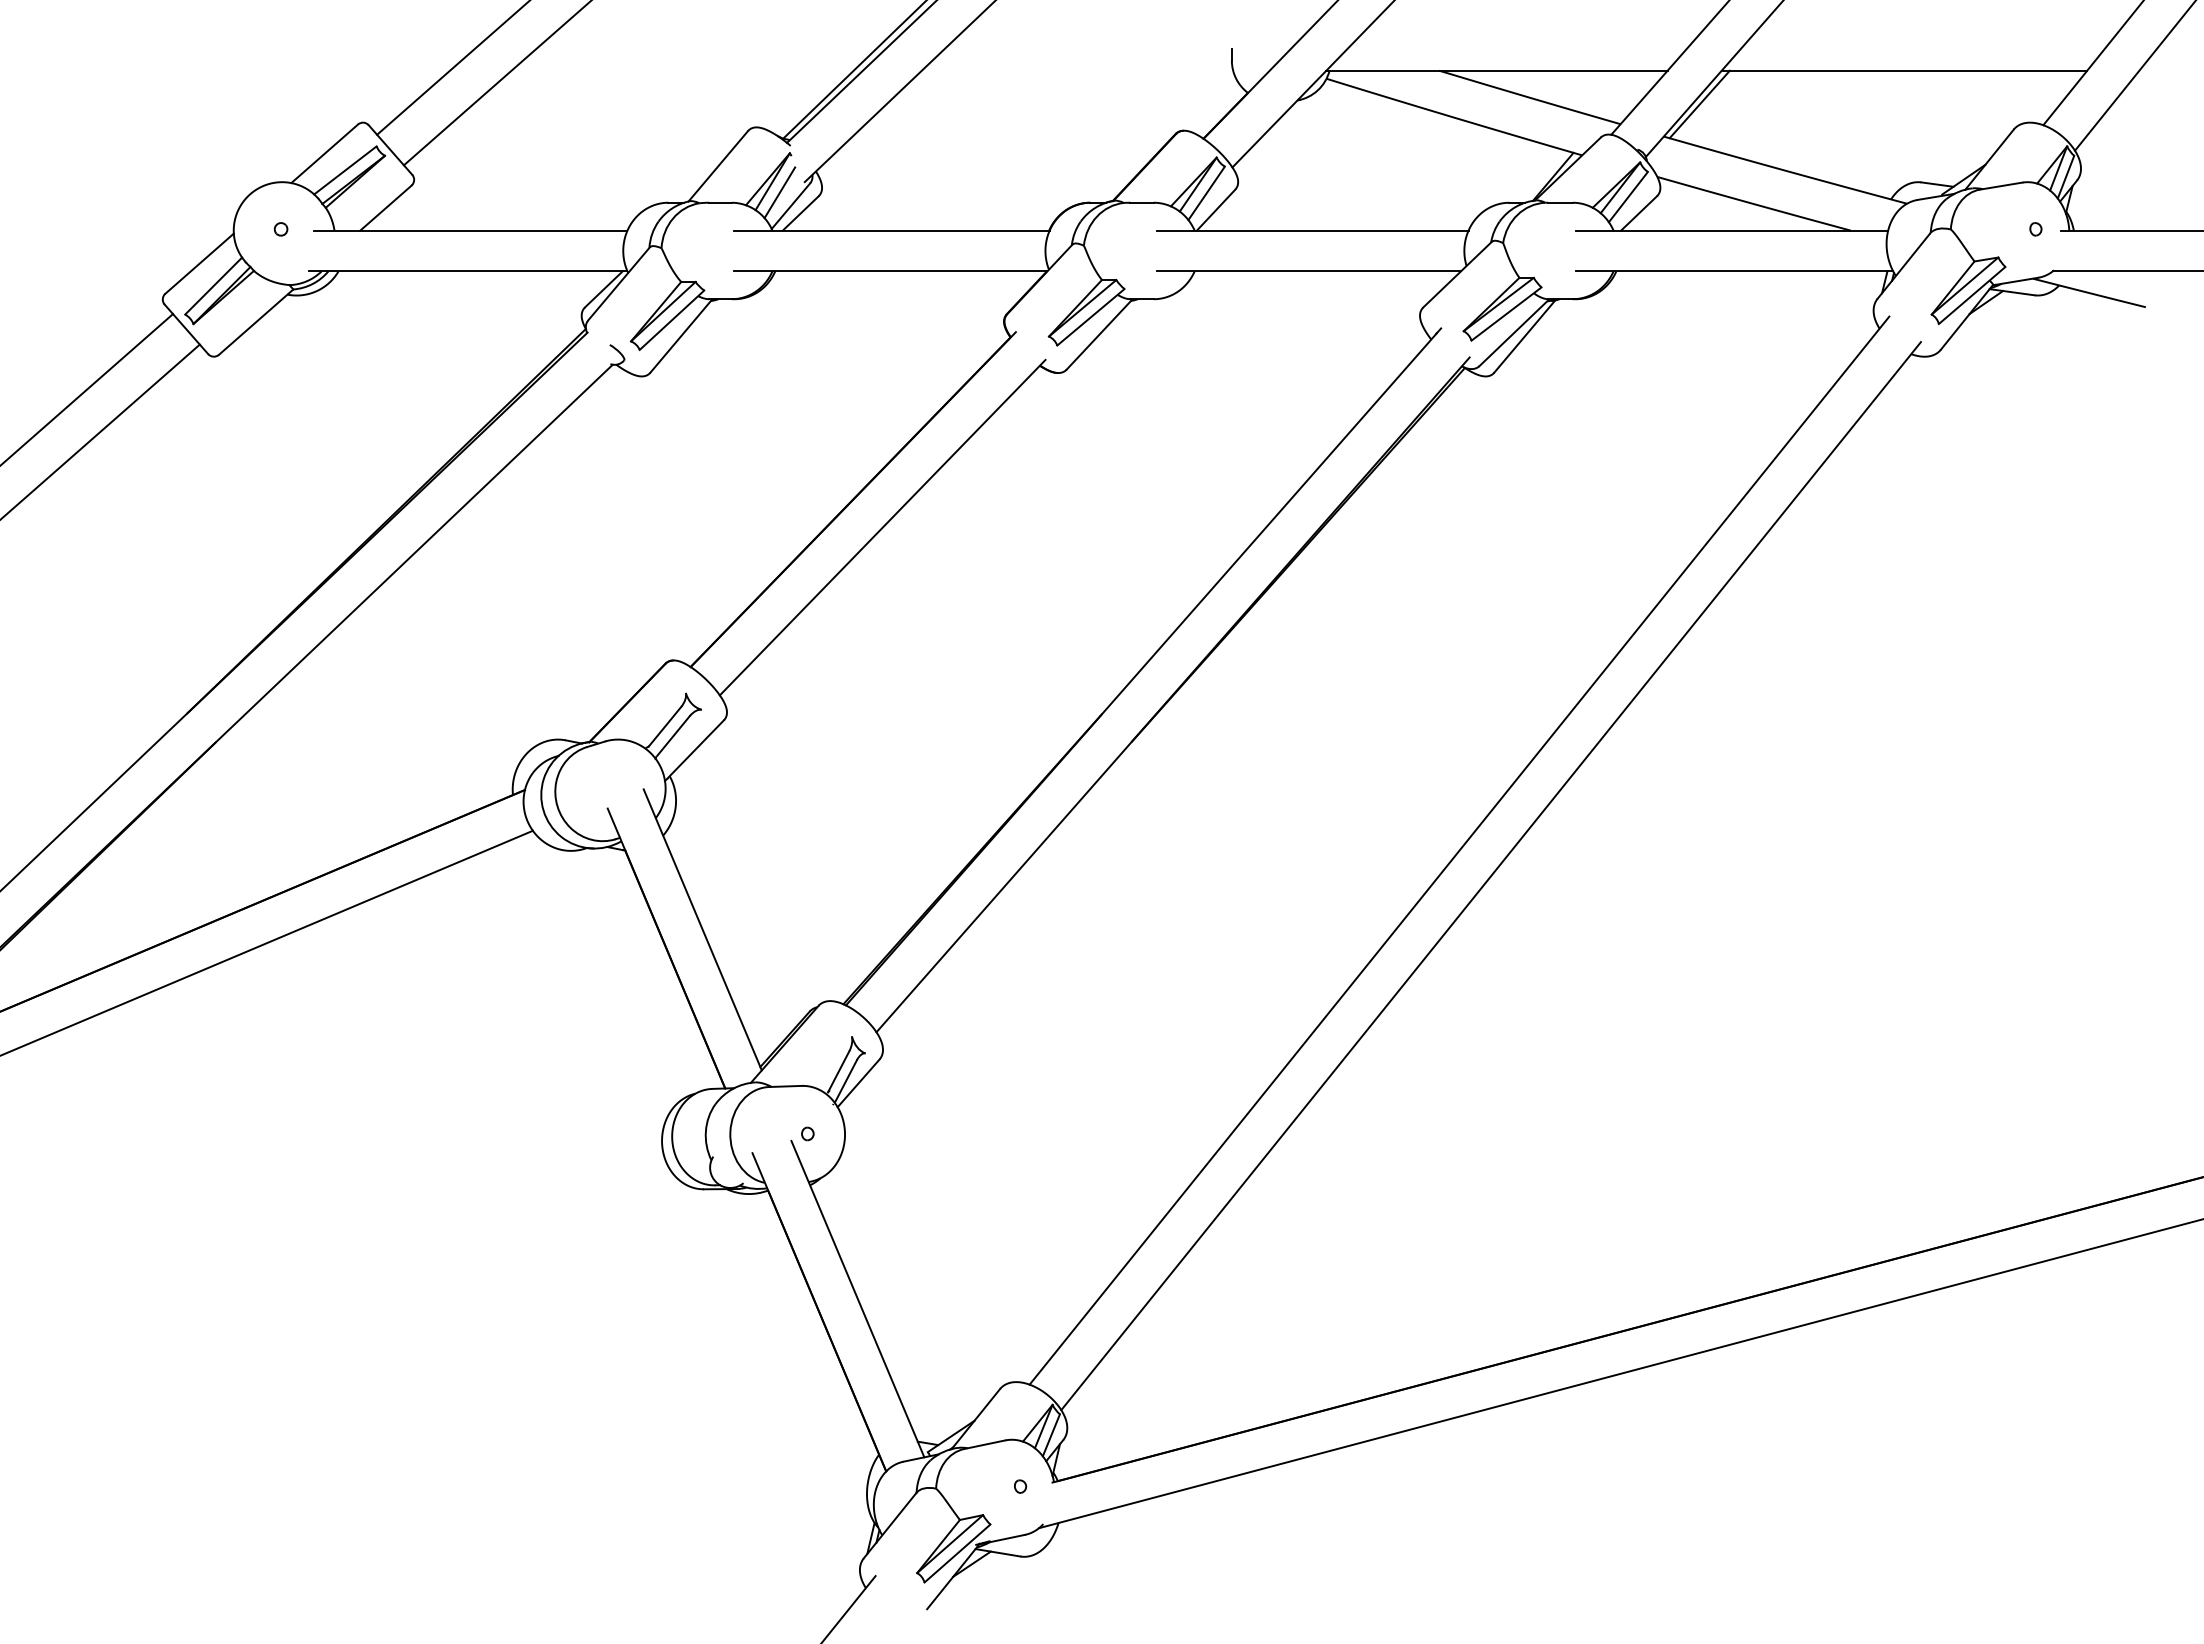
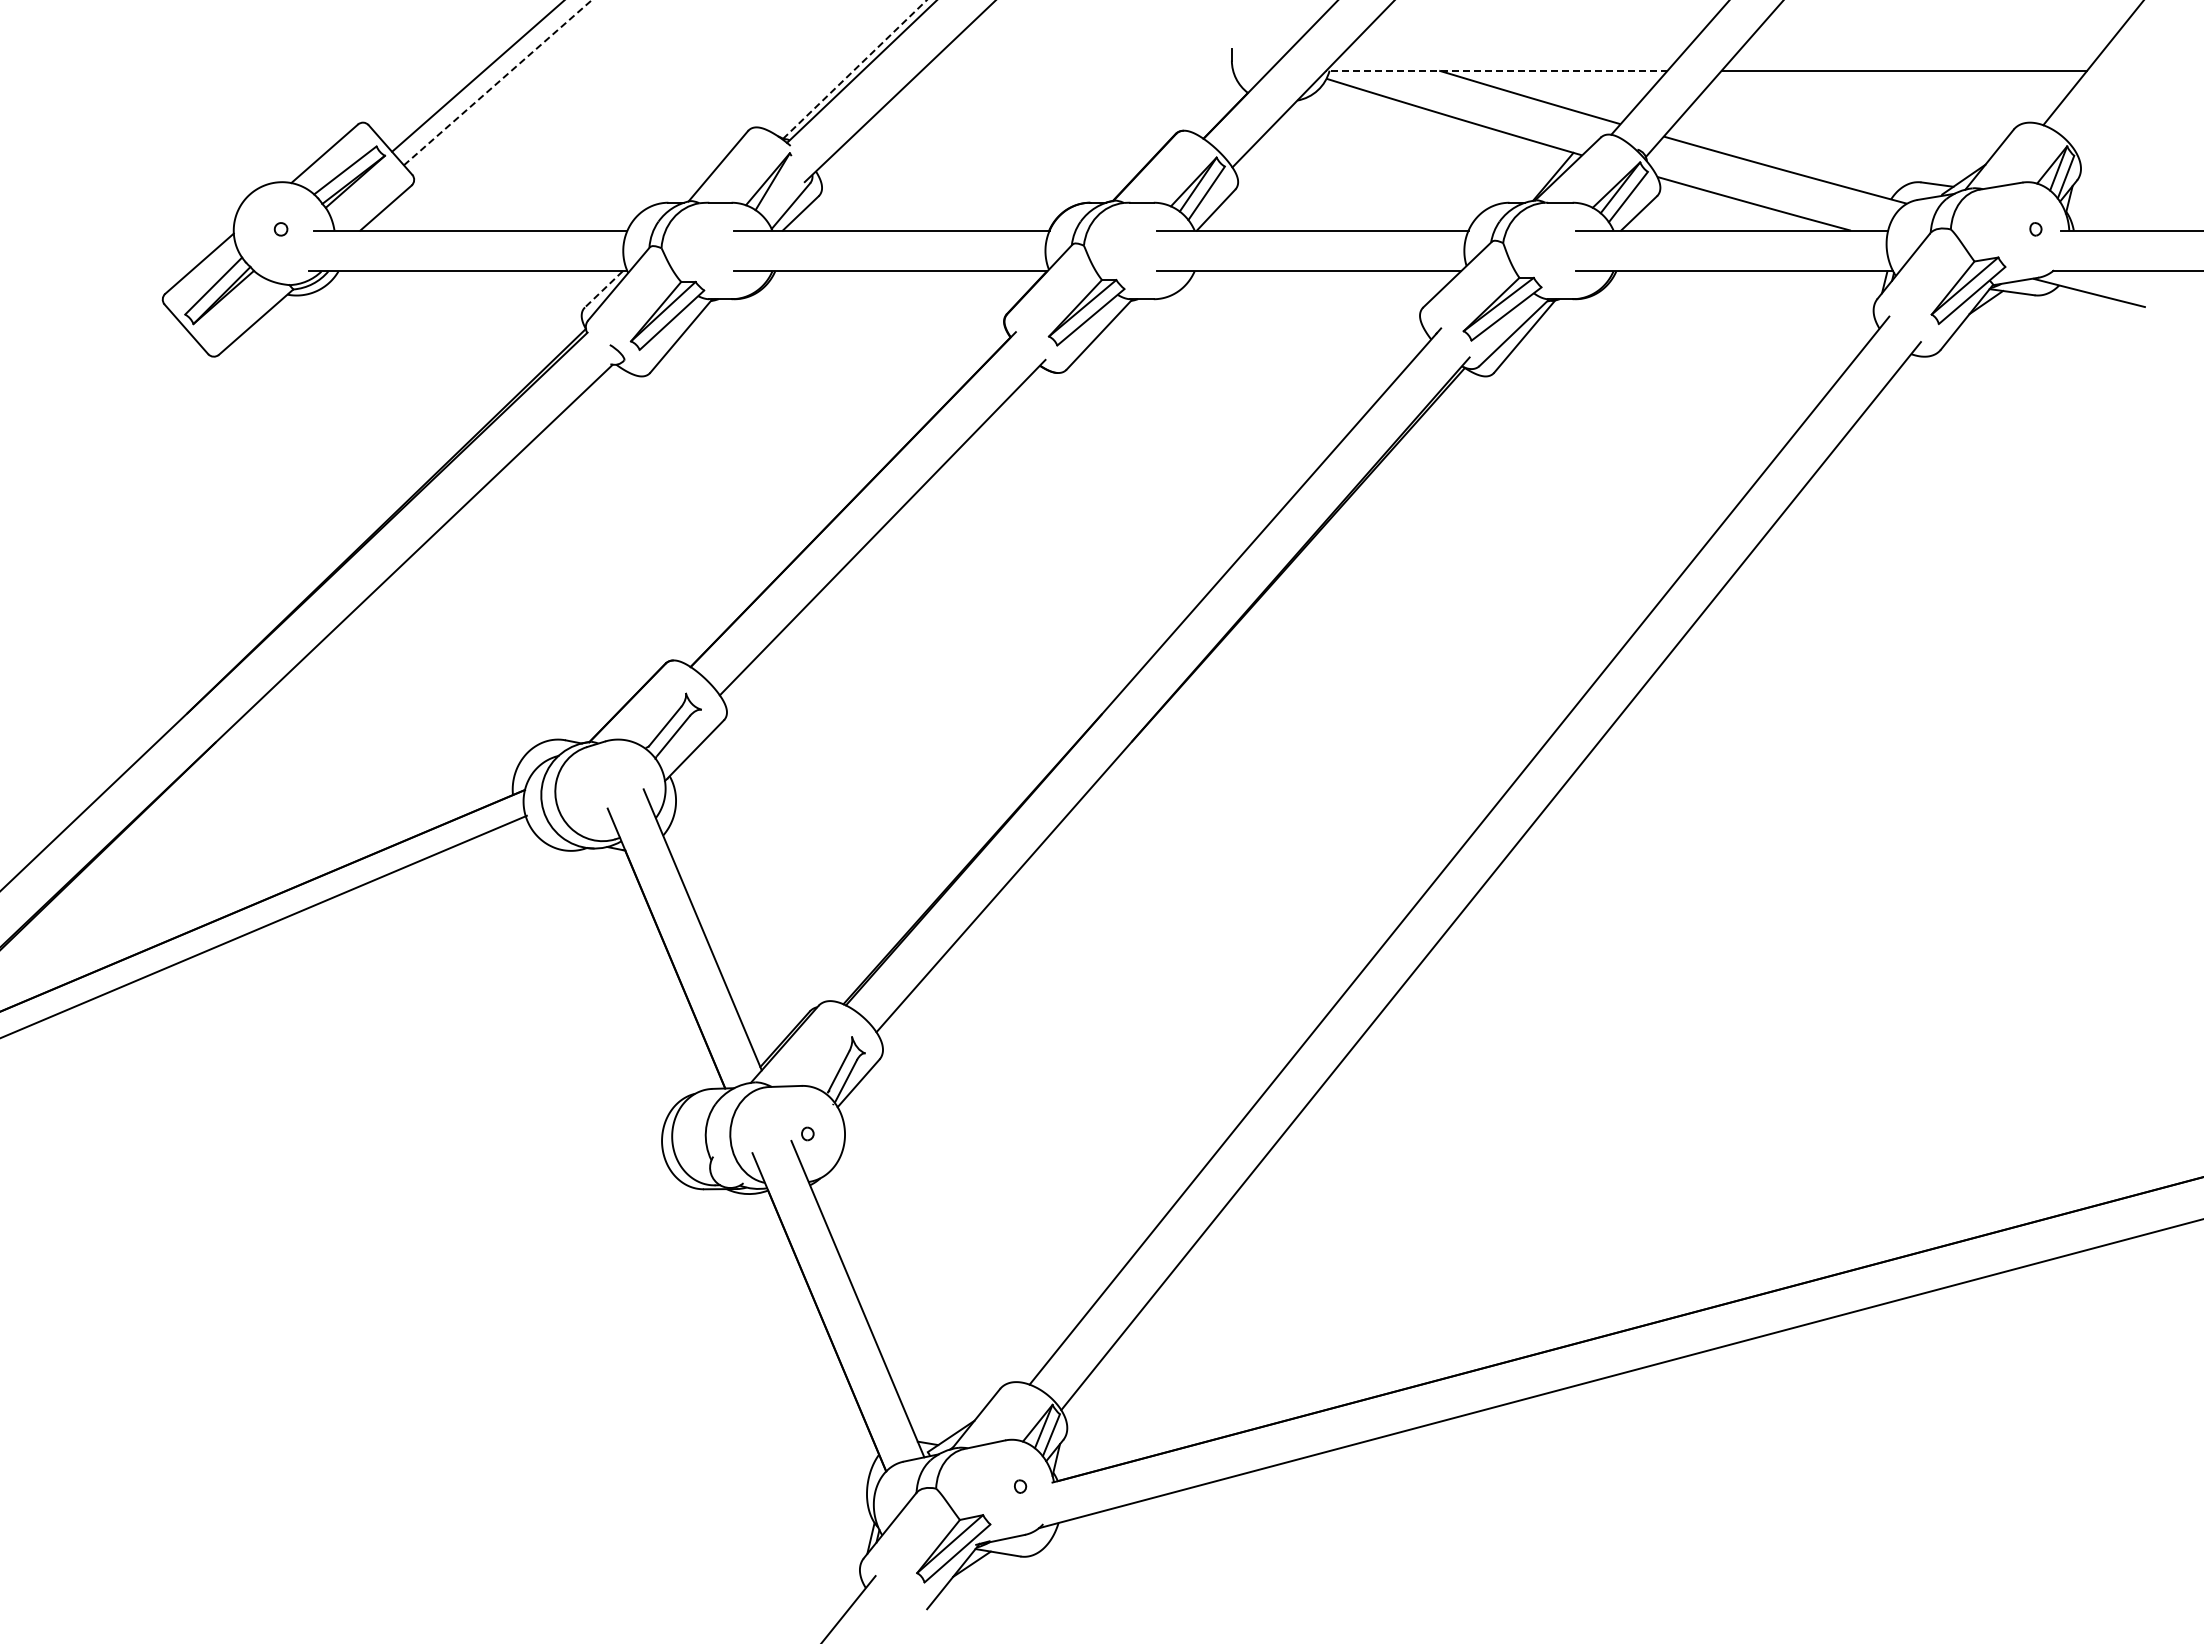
line position: (452, 68) -> (477, 76) (477, 76)
line: solid -> dashed (854, 69)
line: solid -> dashed (1496, 70)
line: present -> none (2134, 76)
line: solid -> dashed (497, 82)
line: present -> none (1699, 104)
line: present -> none (779, 192)
line: solid -> dashed (603, 289)
line: present -> none (87, 388)
line: present -> none (100, 431)
line position: (267, 942) -> (264, 926) (264, 926)
